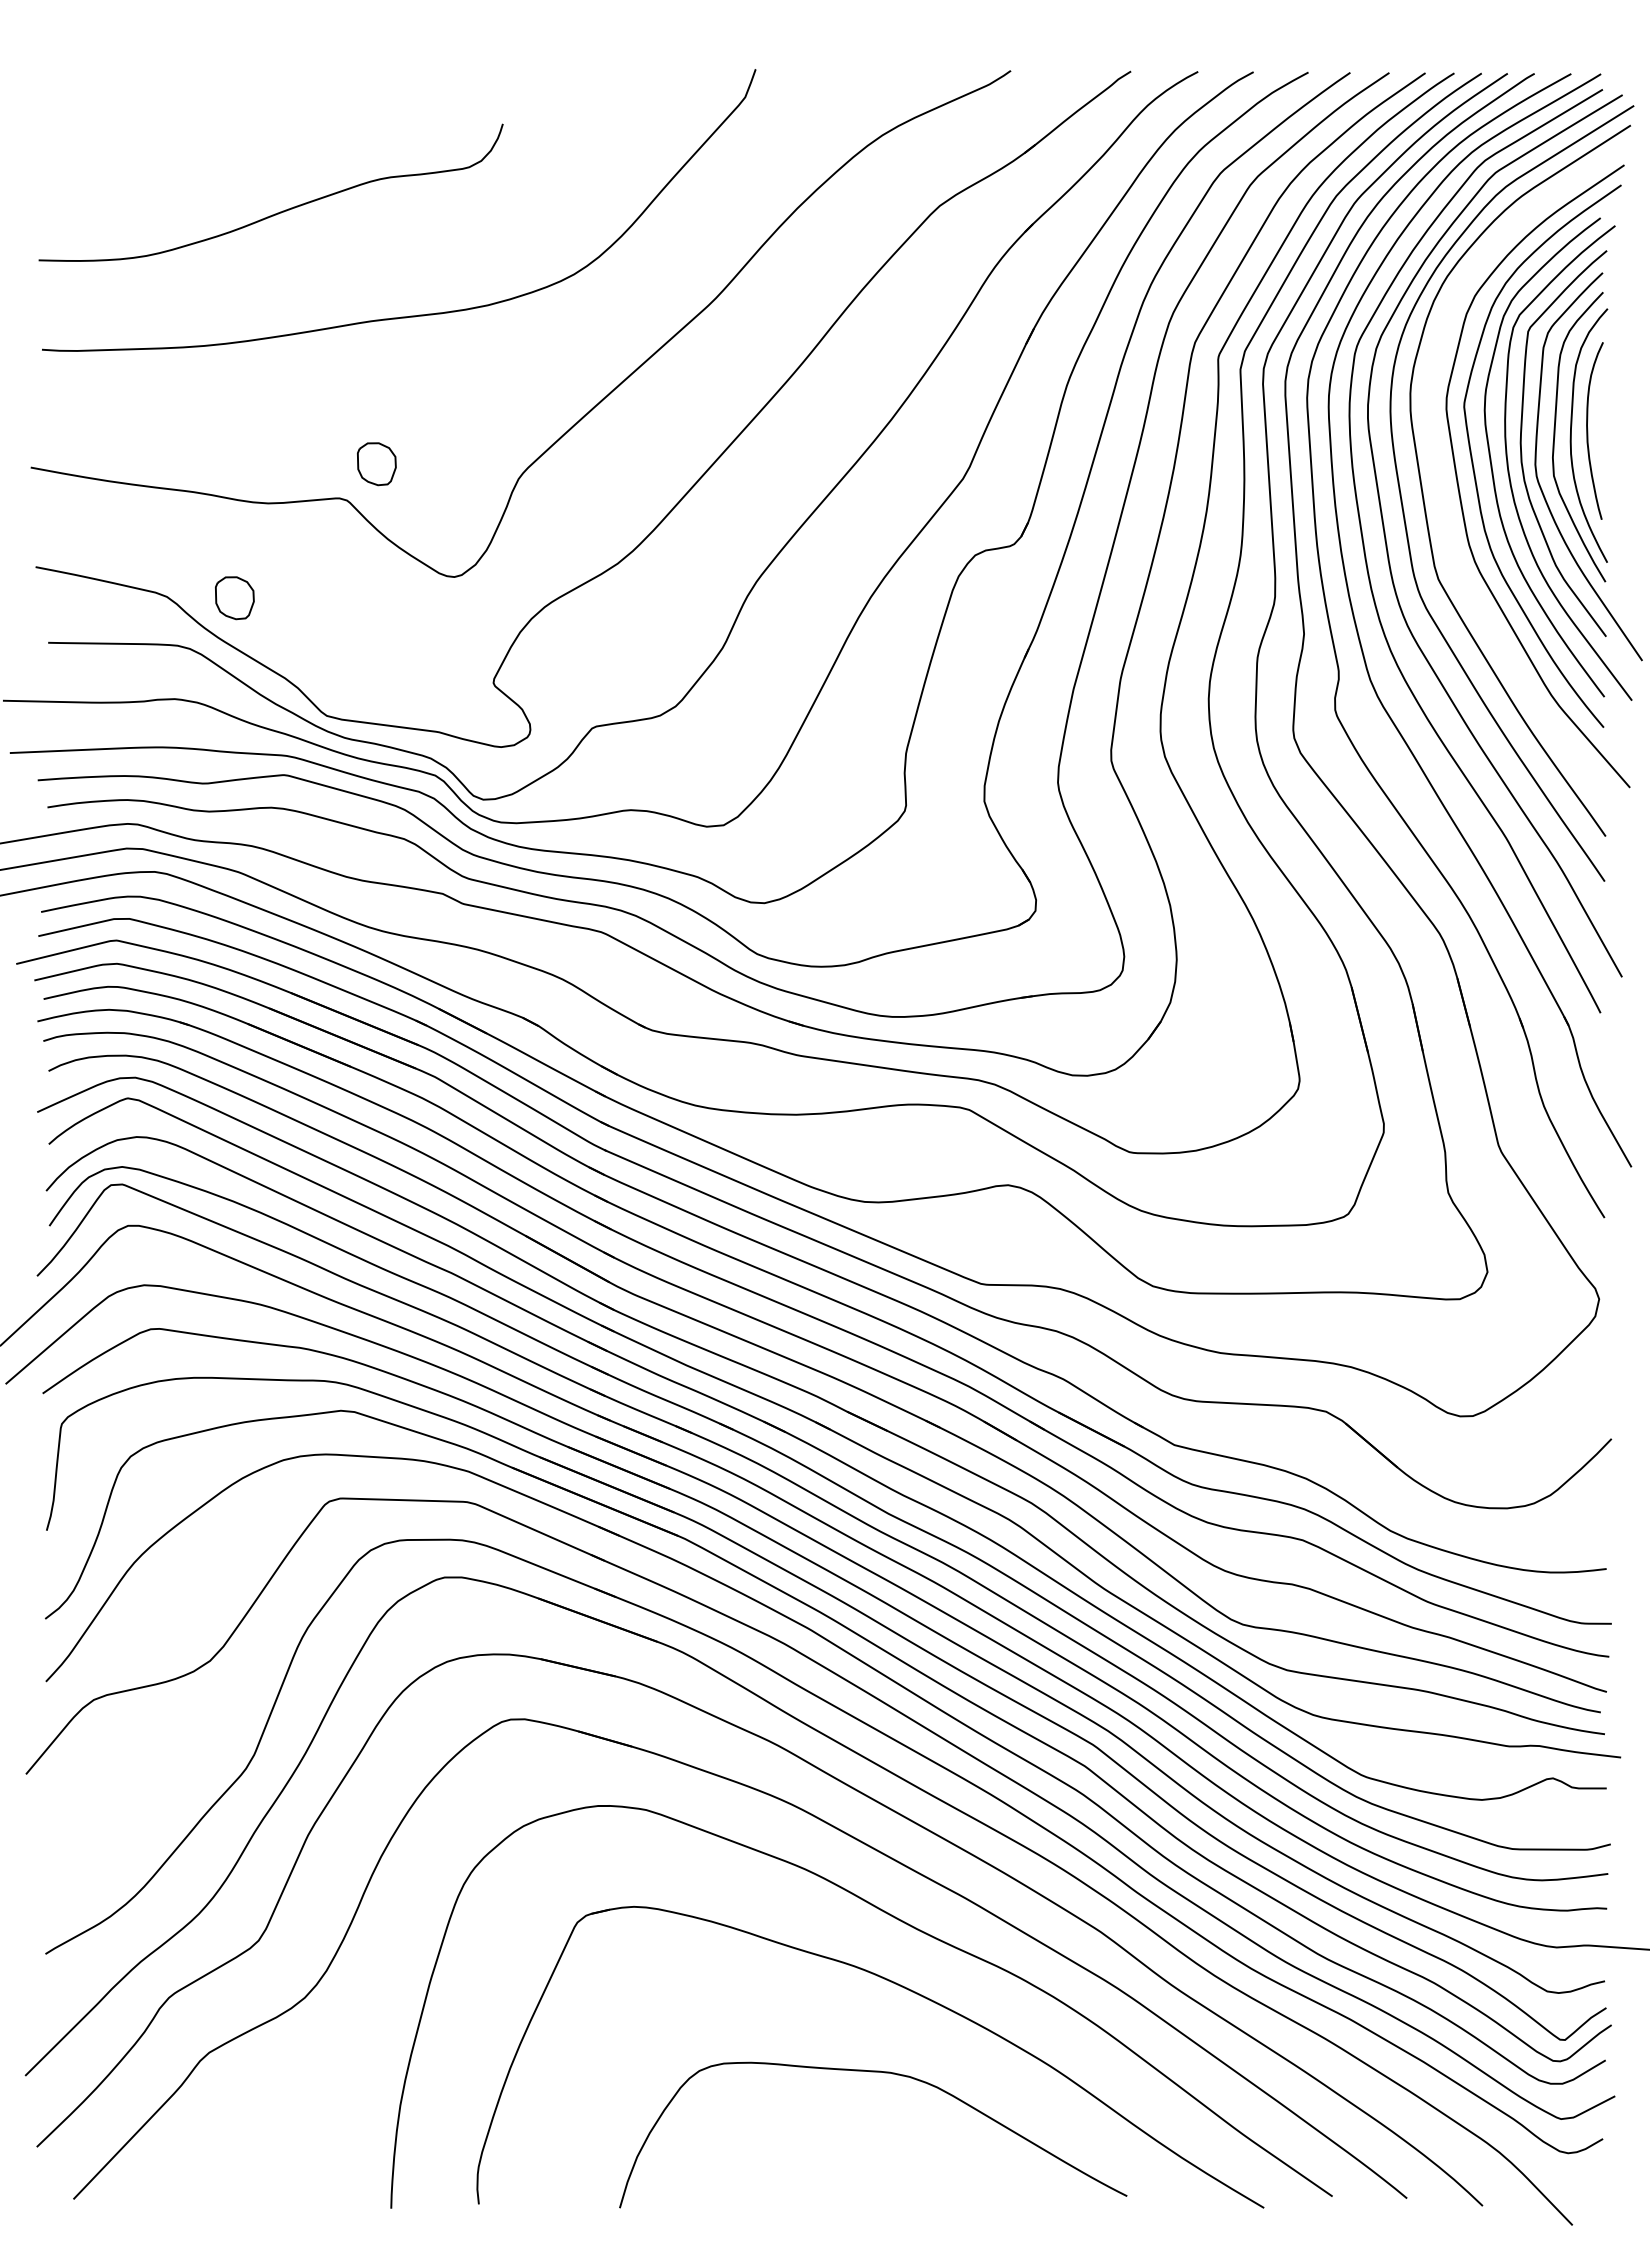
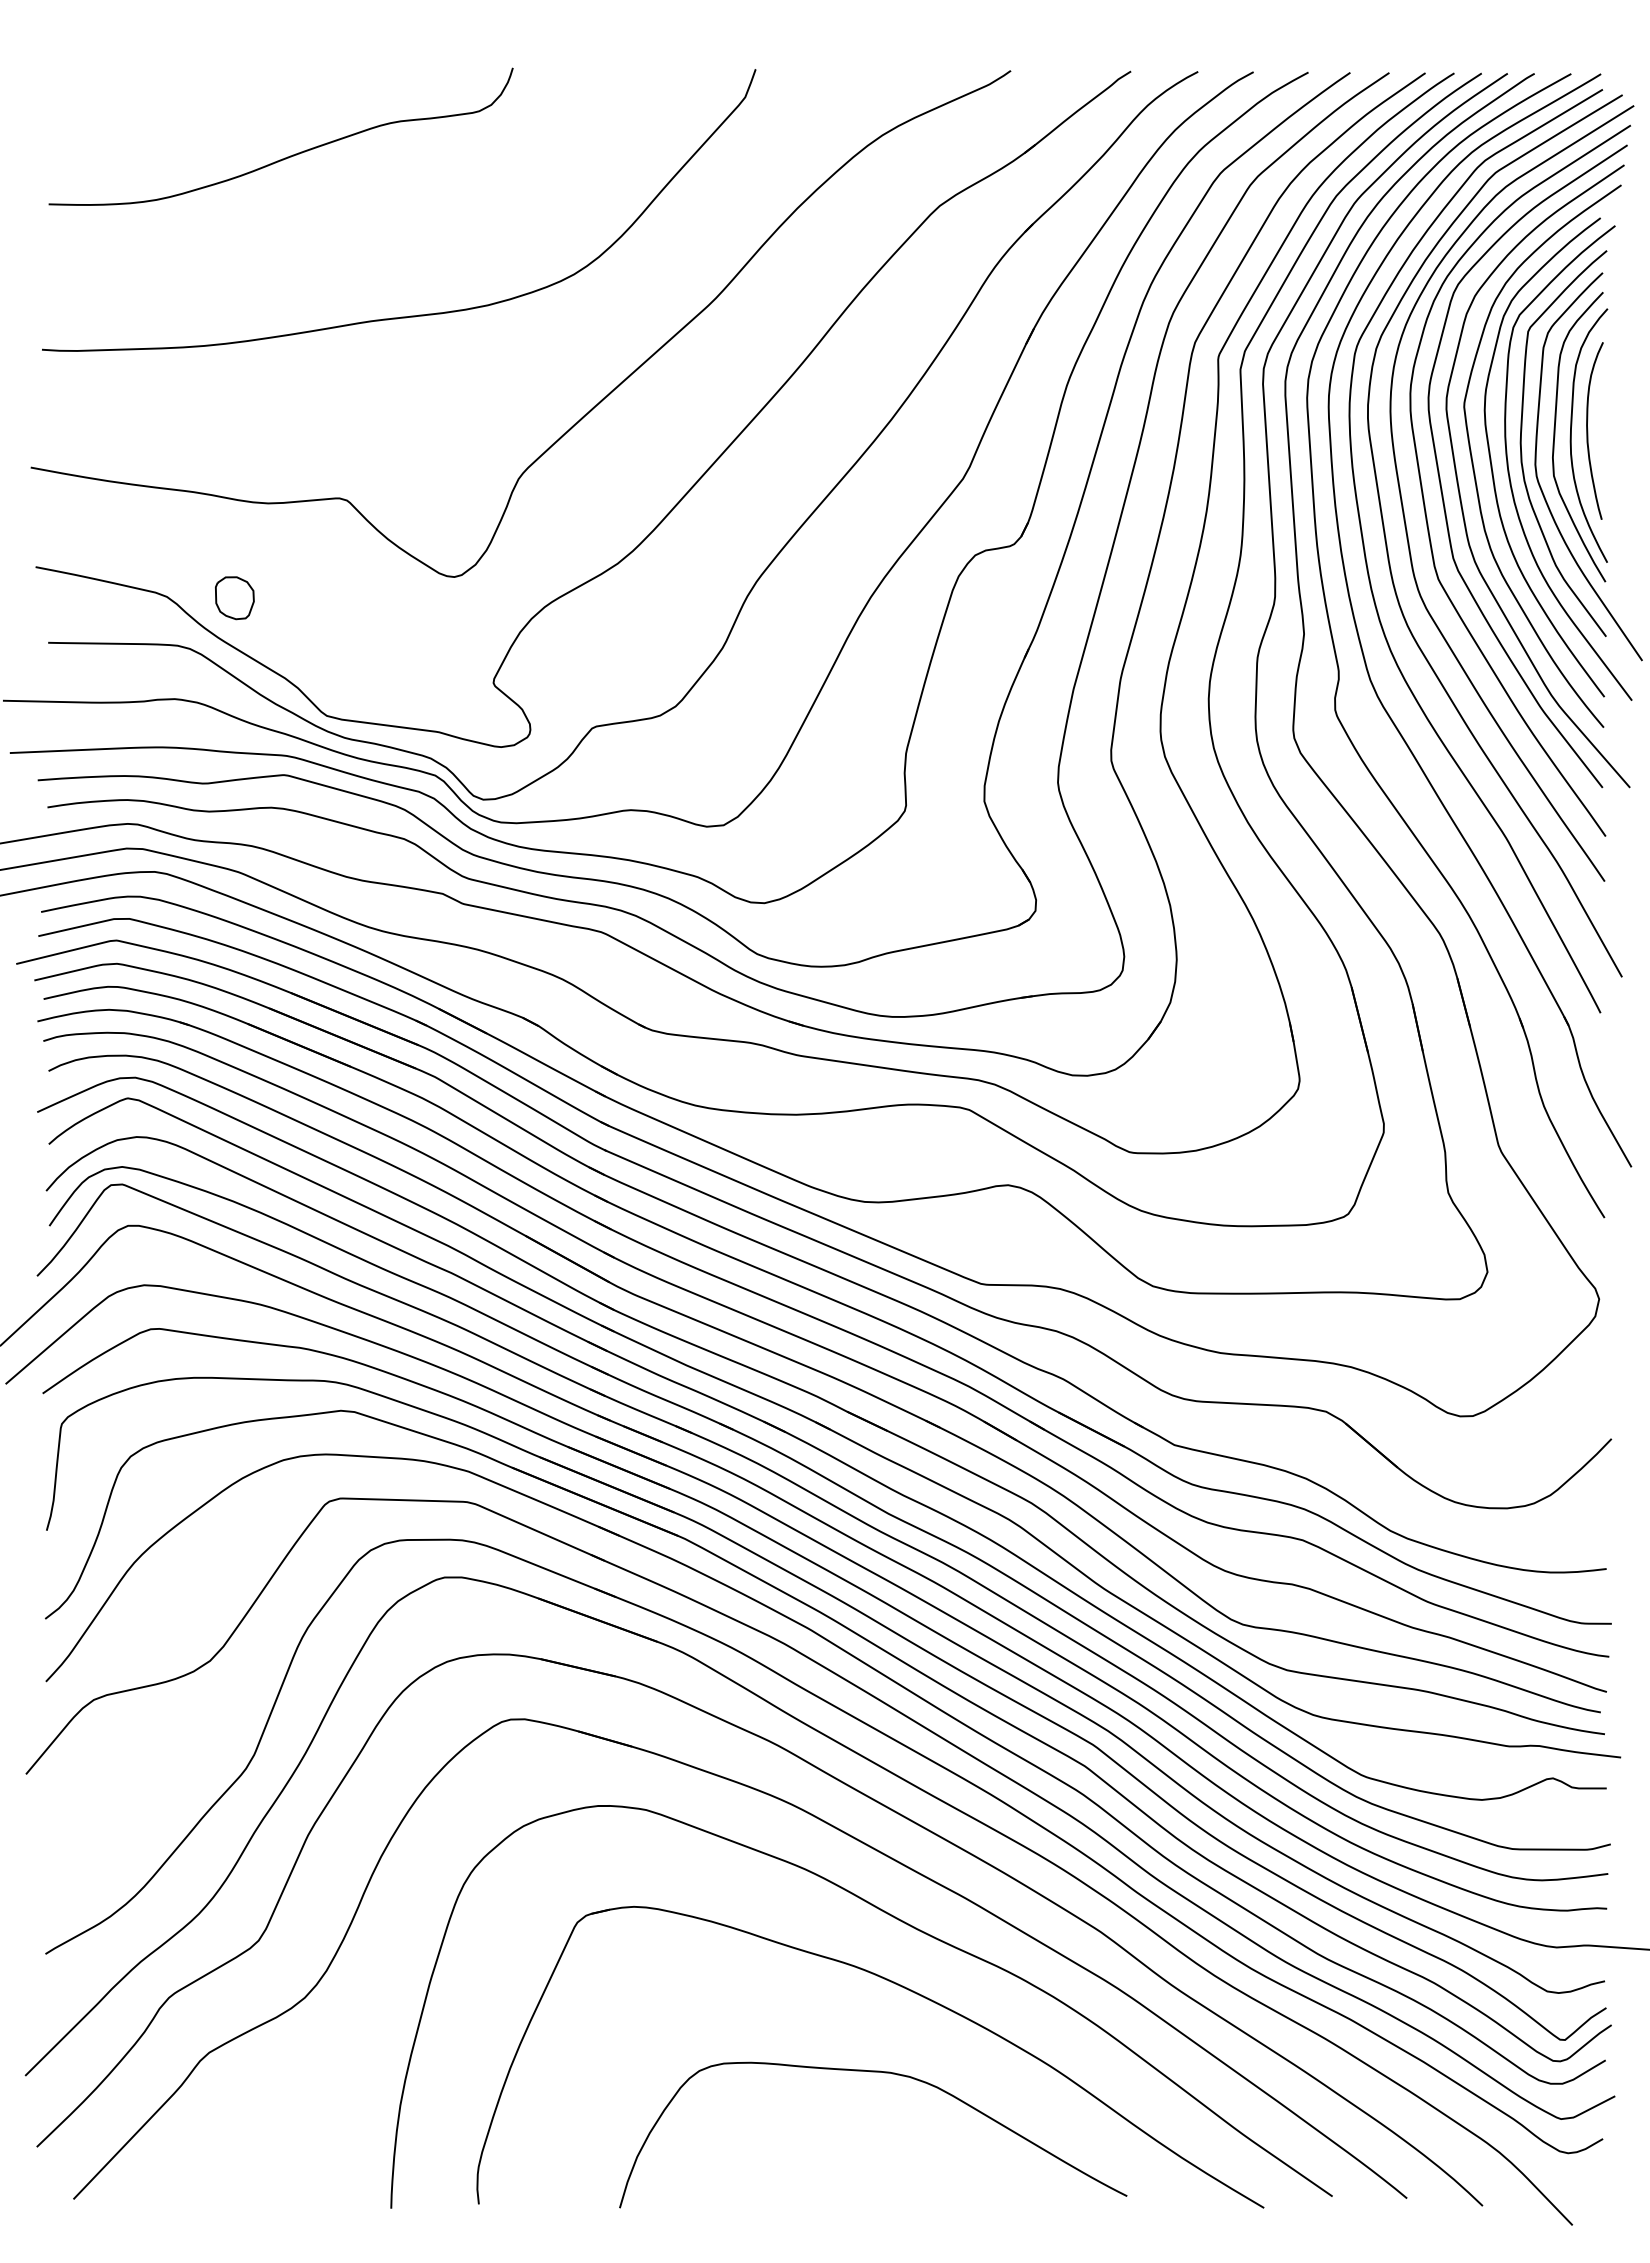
curve position: (277, 212) -> (287, 156) (287, 156)
part: present -> none (376, 464)
curve: none -> present (1441, 482)
